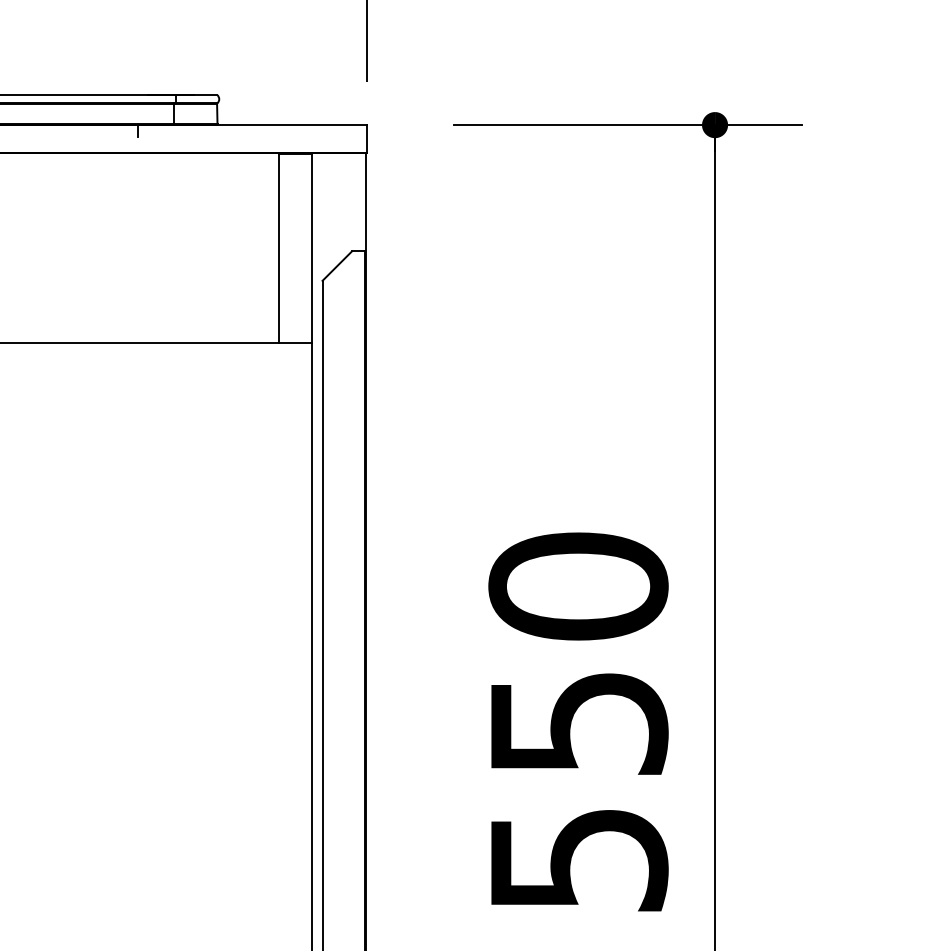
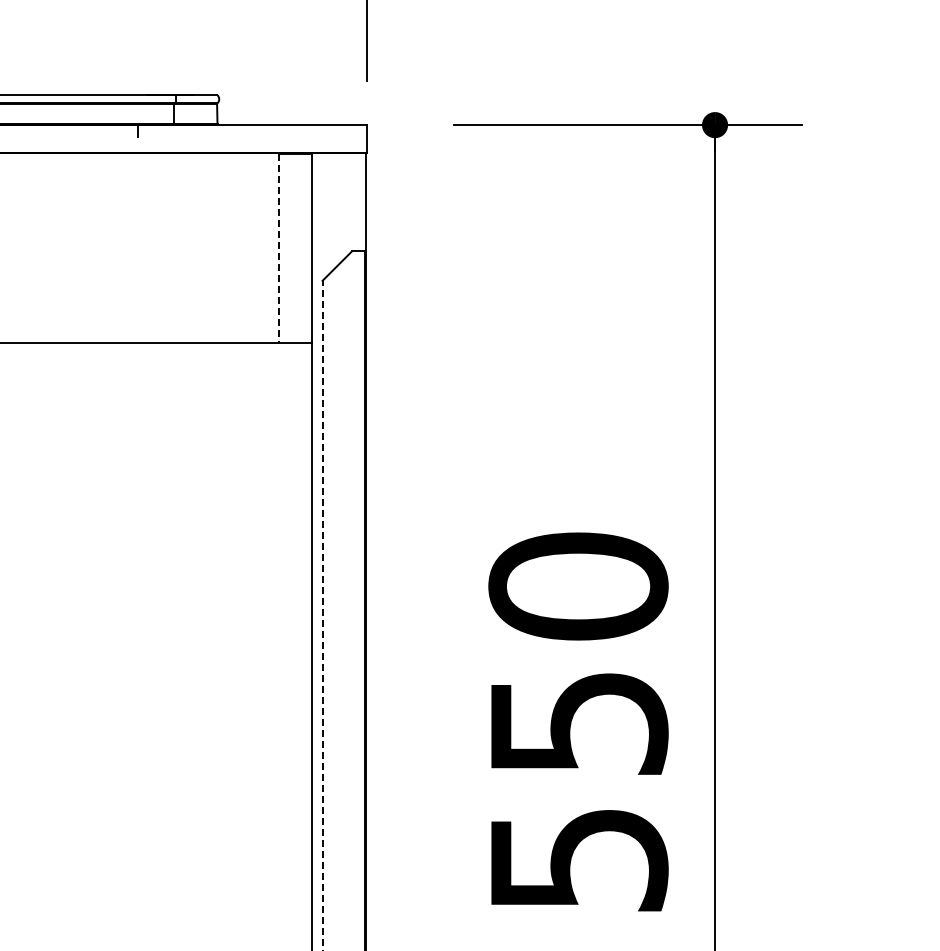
line: solid -> dashed (279, 249)
line: solid -> dashed (322, 615)
